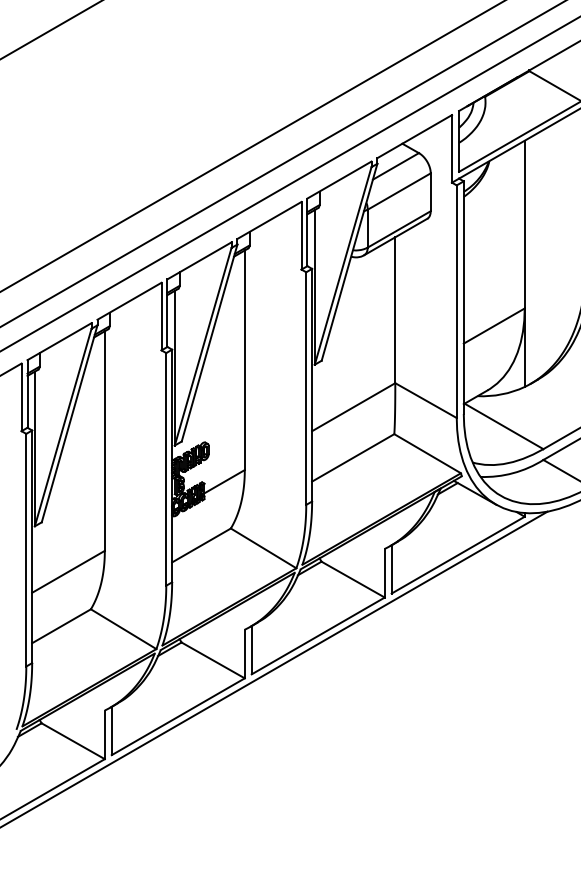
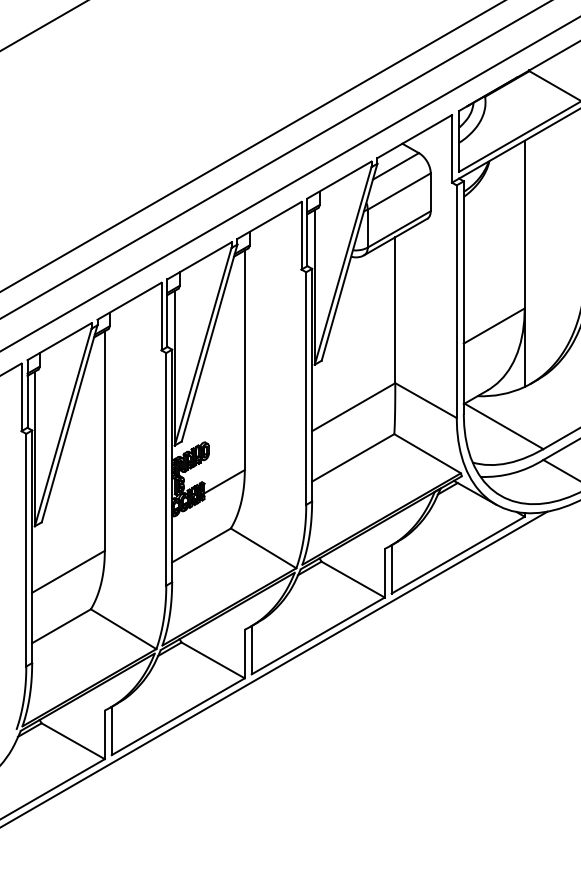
line position: (50, 30) -> (43, 26) (43, 26)
line position: (282, 164) -> (275, 159) (275, 159)
